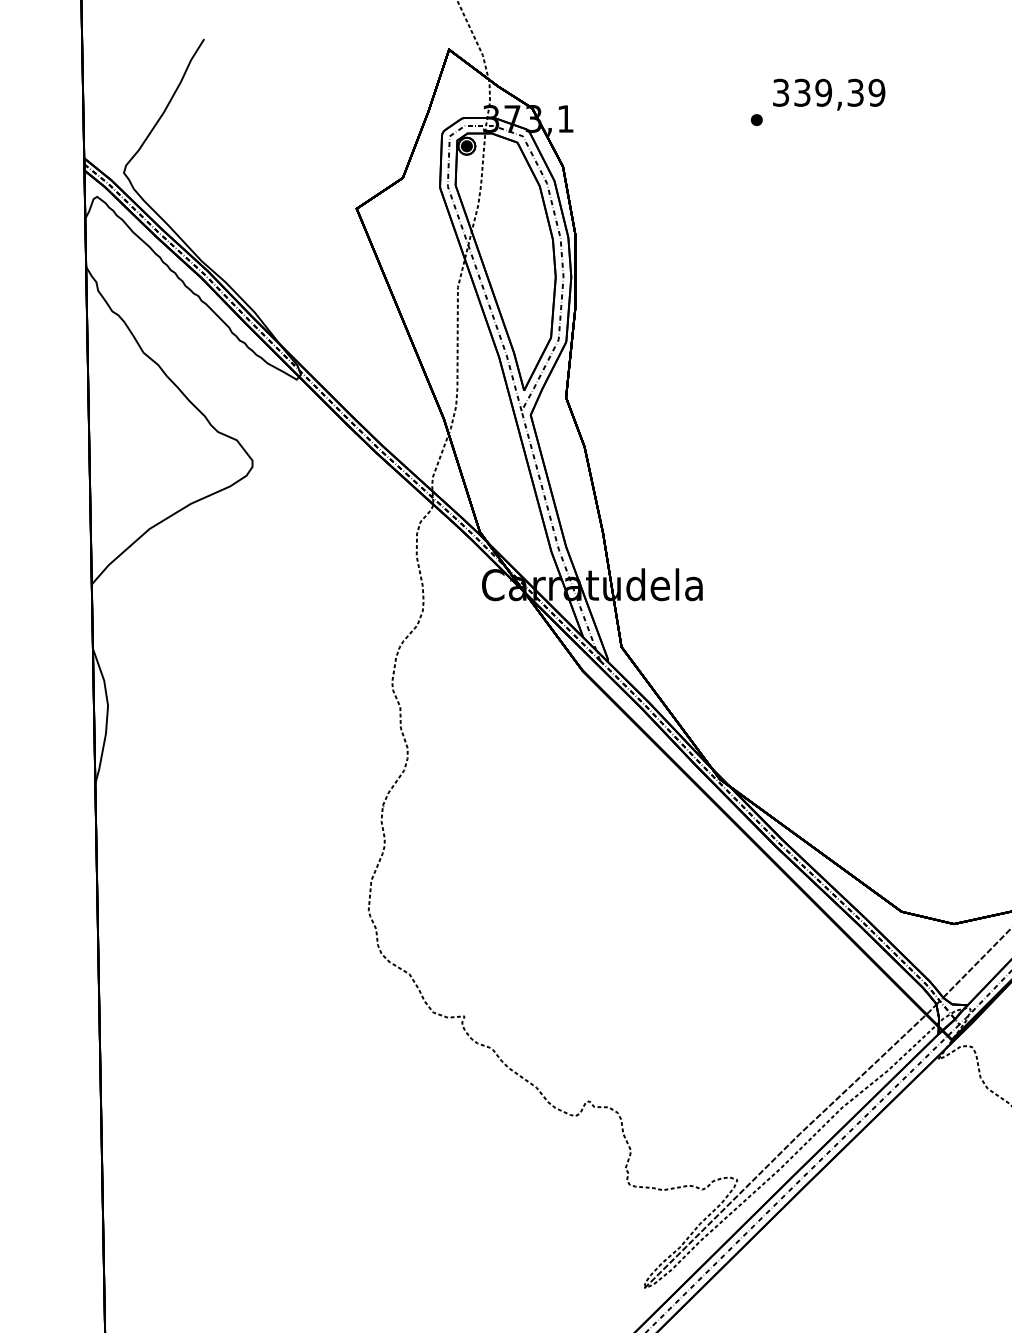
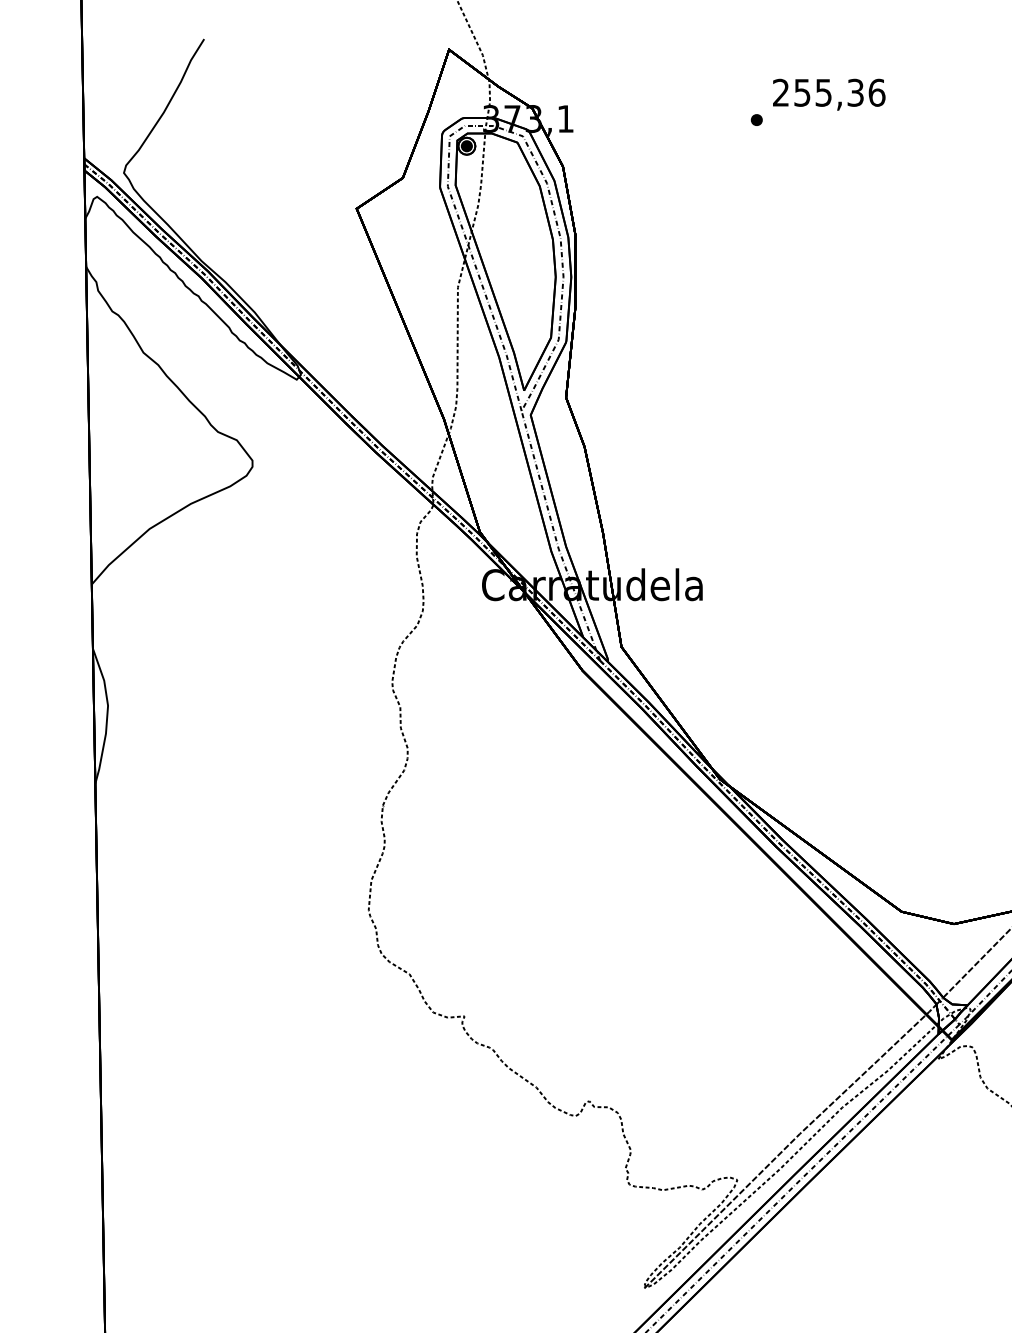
text: 339,39 -> 255,36 (829, 92)
